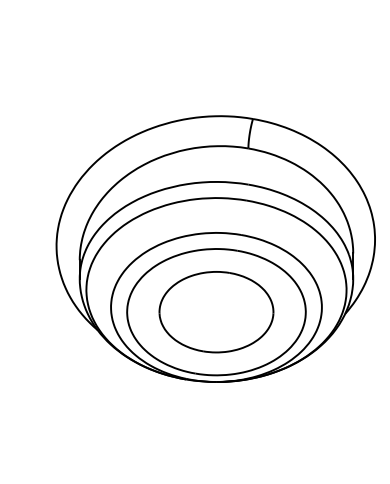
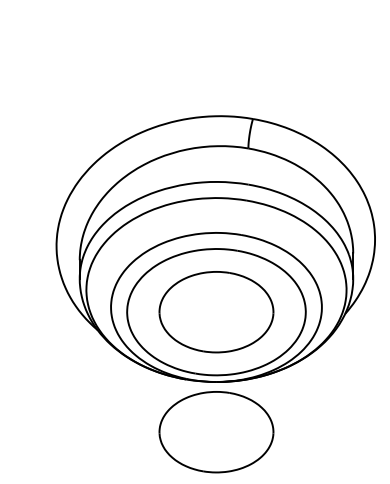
part: none -> present (216, 432)
